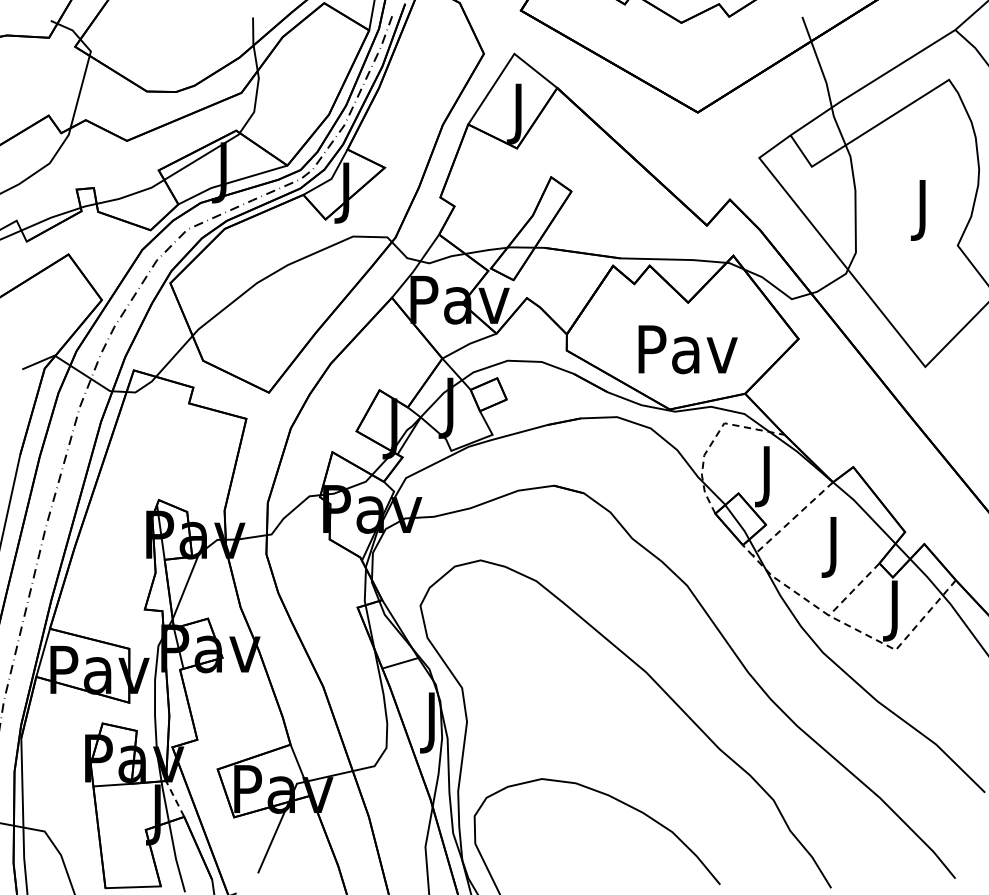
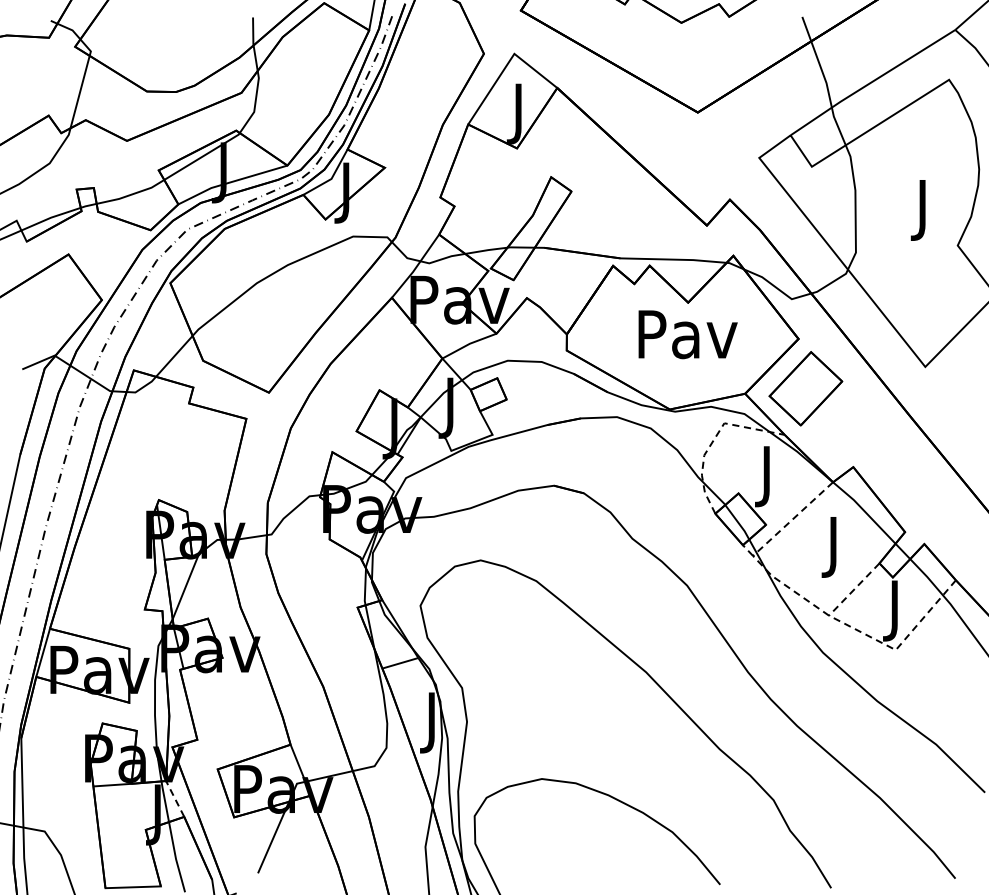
text position: (687, 349) -> (687, 334) (687, 334)
part: none -> present (805, 388)
